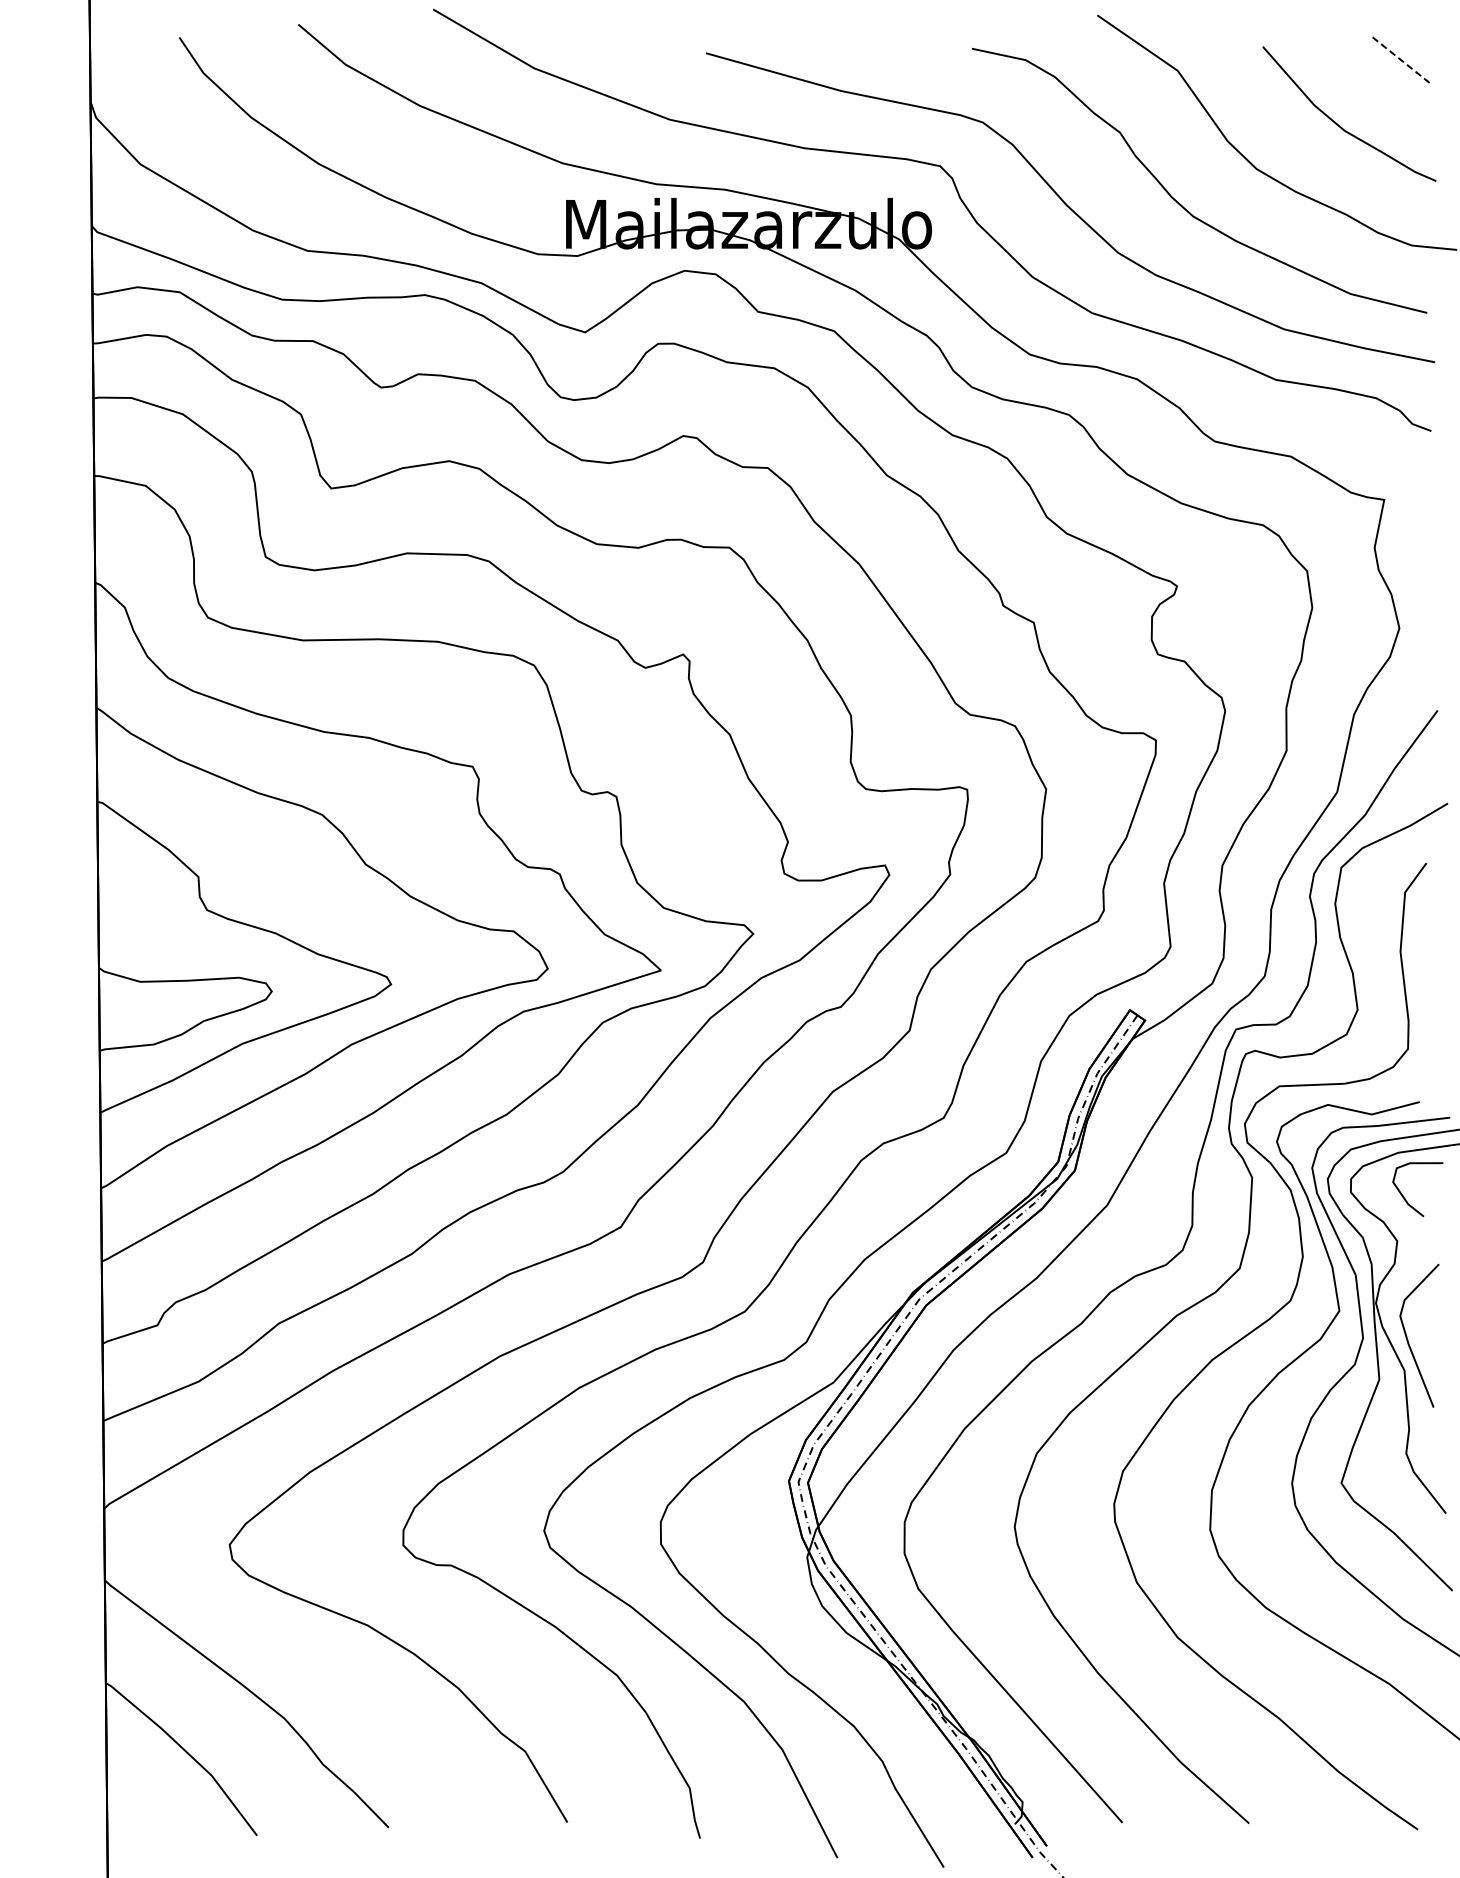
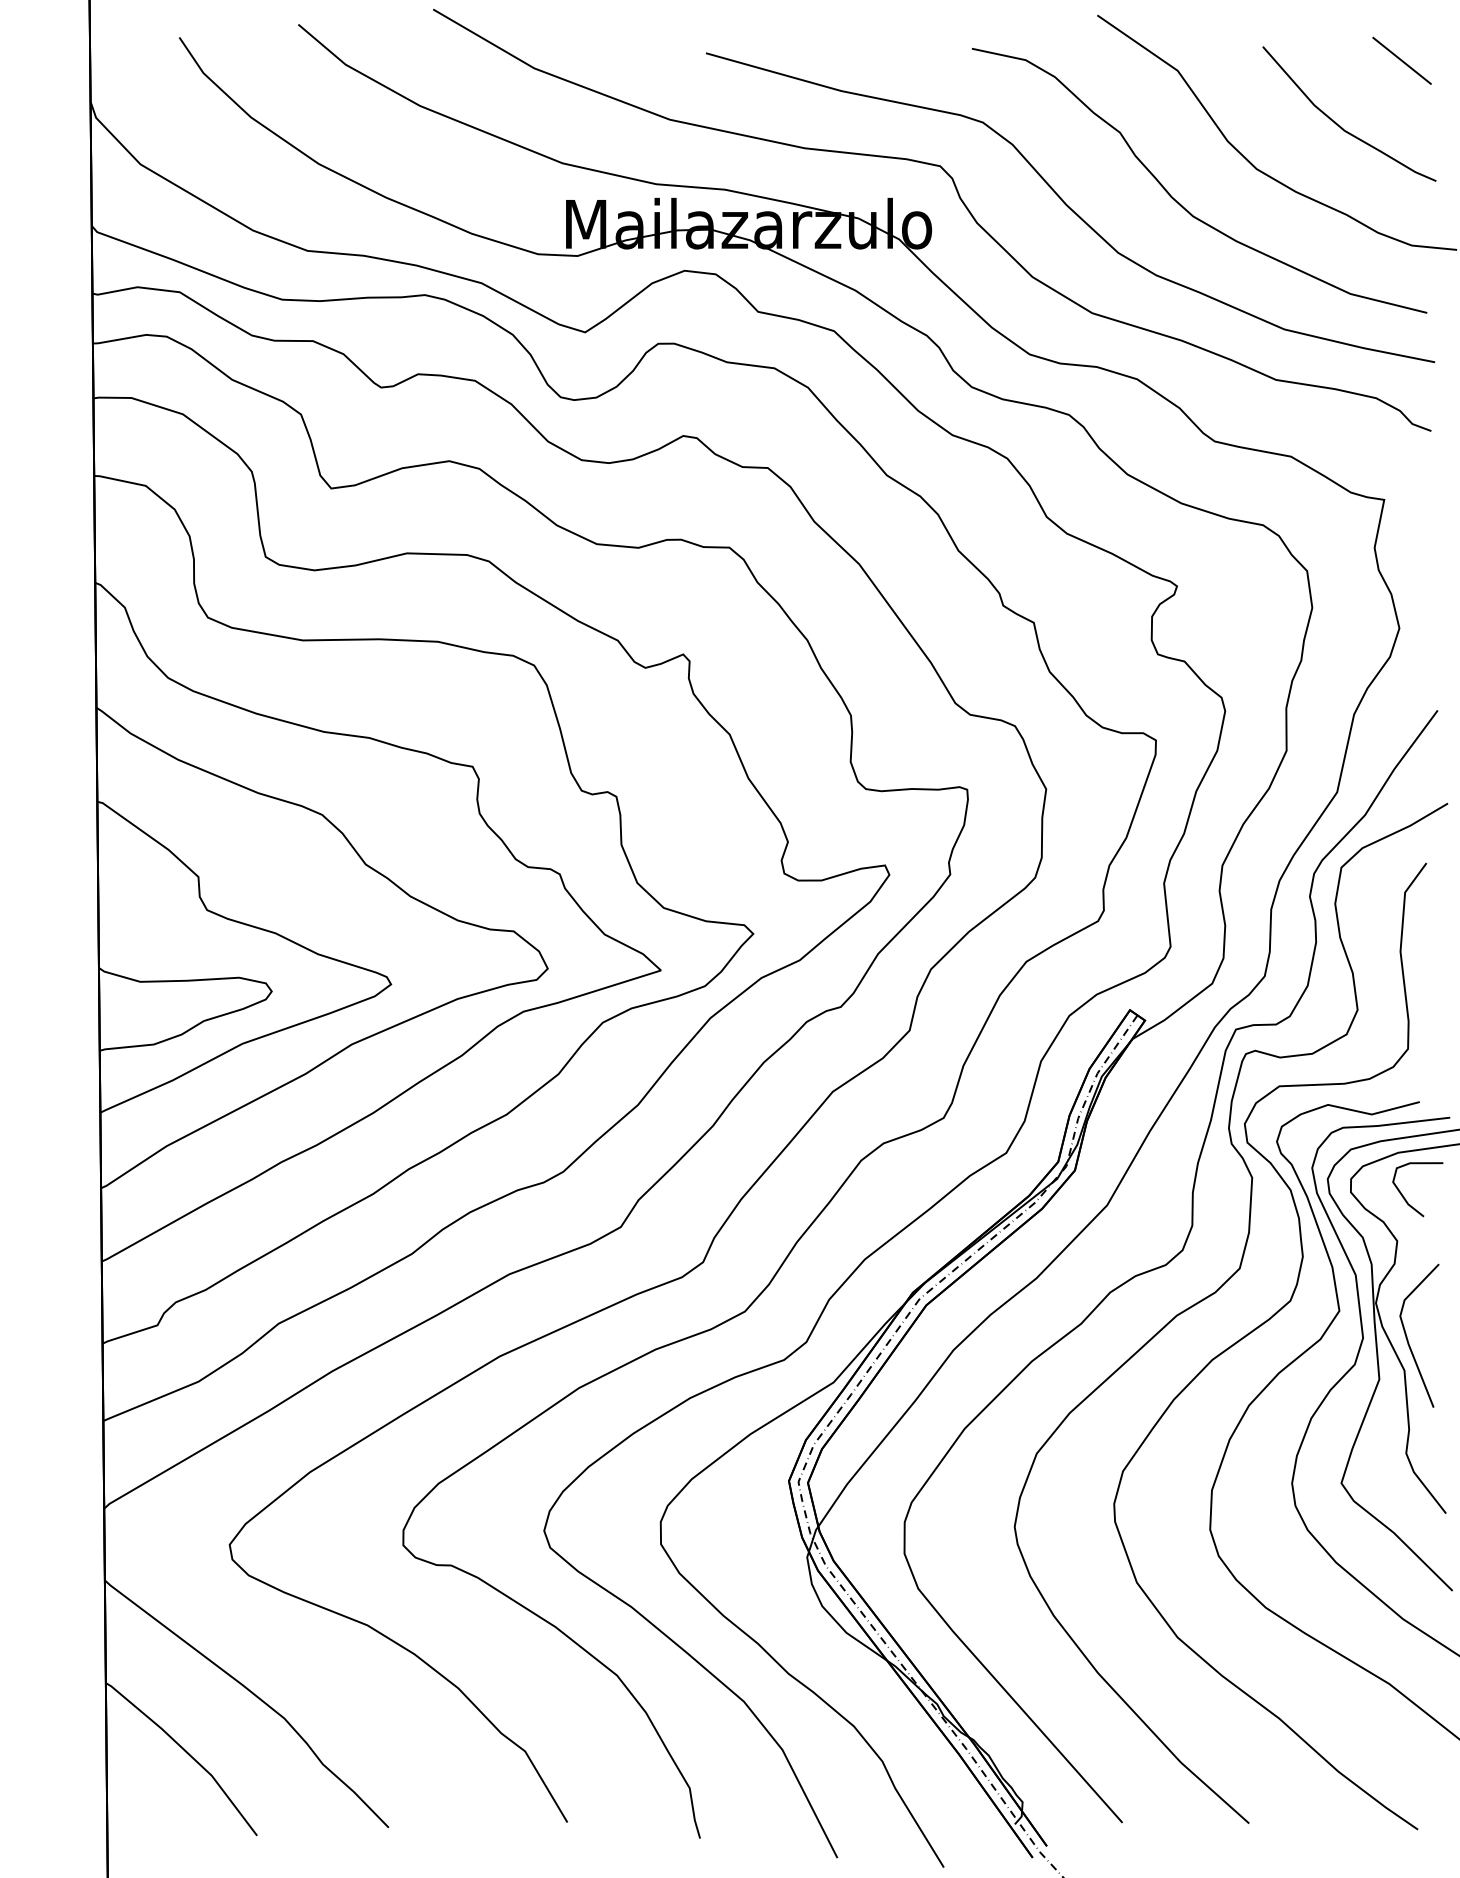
line: dashed -> solid (1402, 60)
